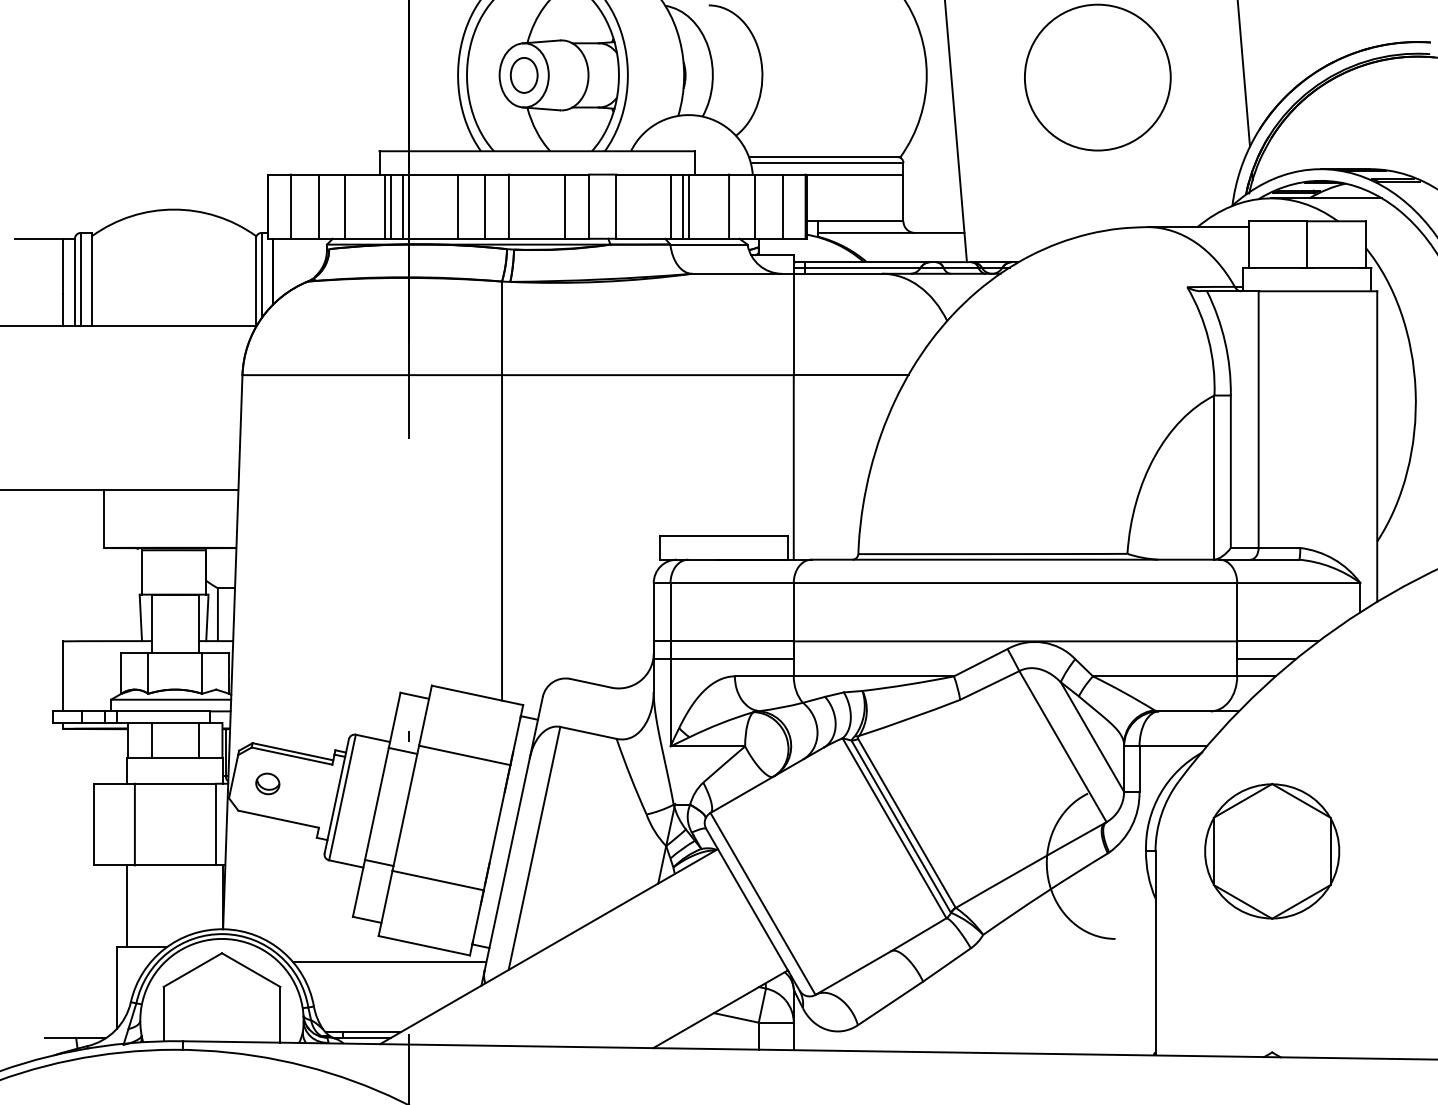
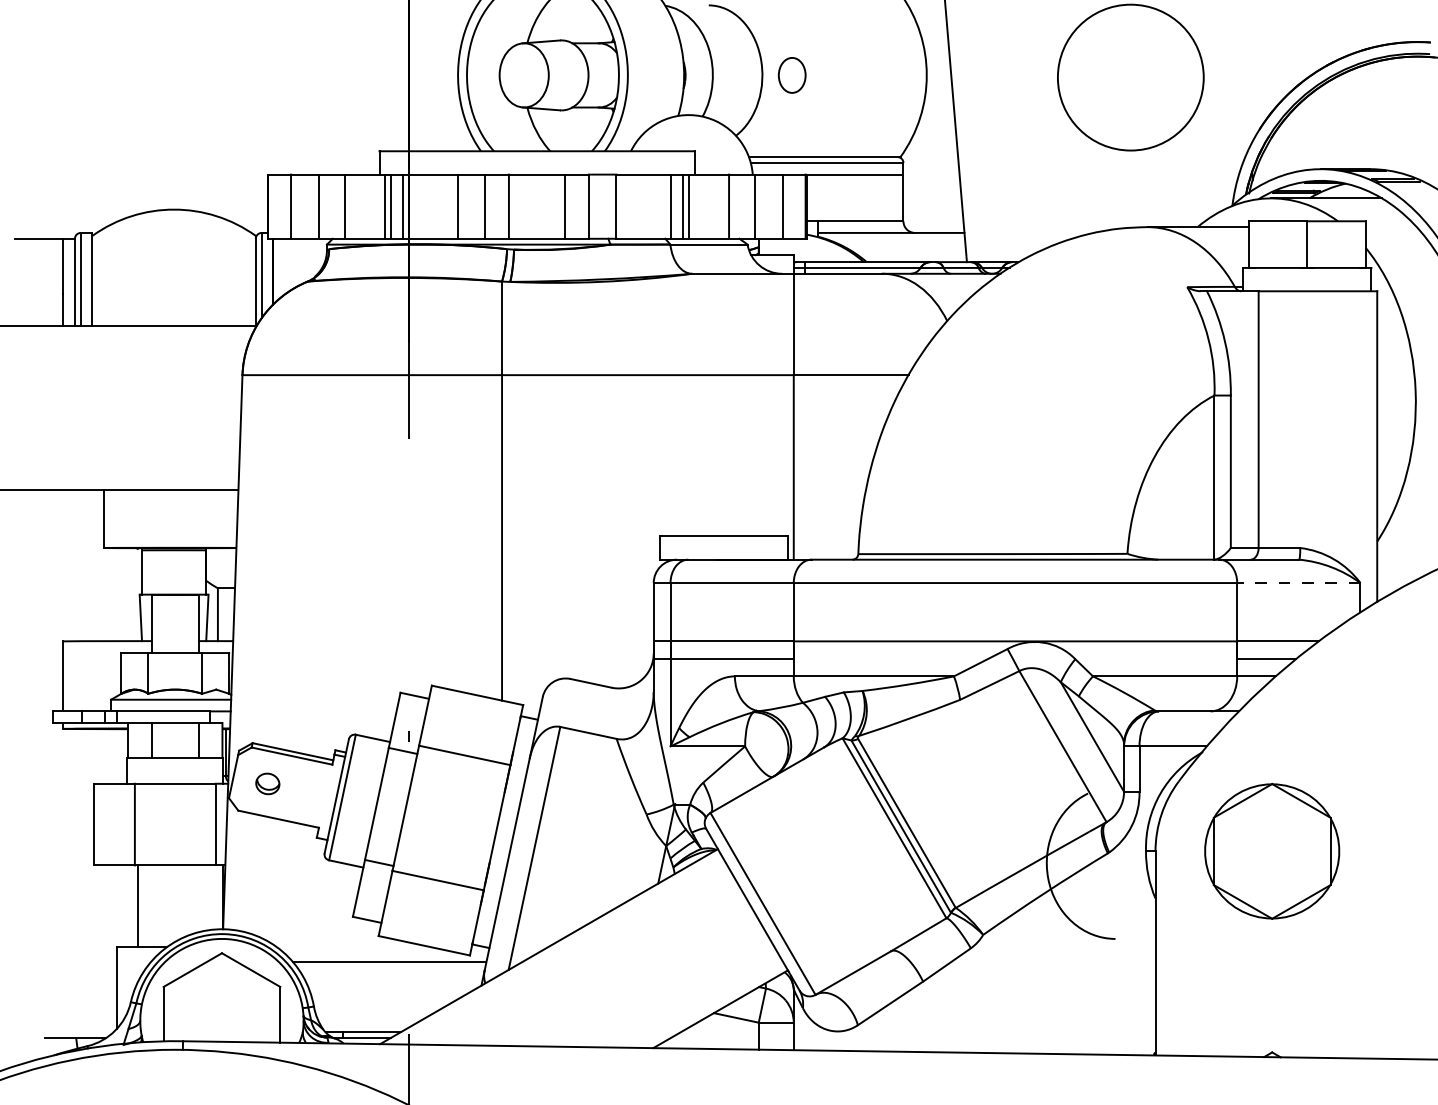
line: present -> none (1243, 74)
part position: (523, 75) -> (791, 75) (791, 75)
circle position: (1097, 77) -> (1130, 77) (1130, 77)
line: solid -> dashed (1298, 583)
line position: (127, 906) -> (138, 906) (138, 906)
